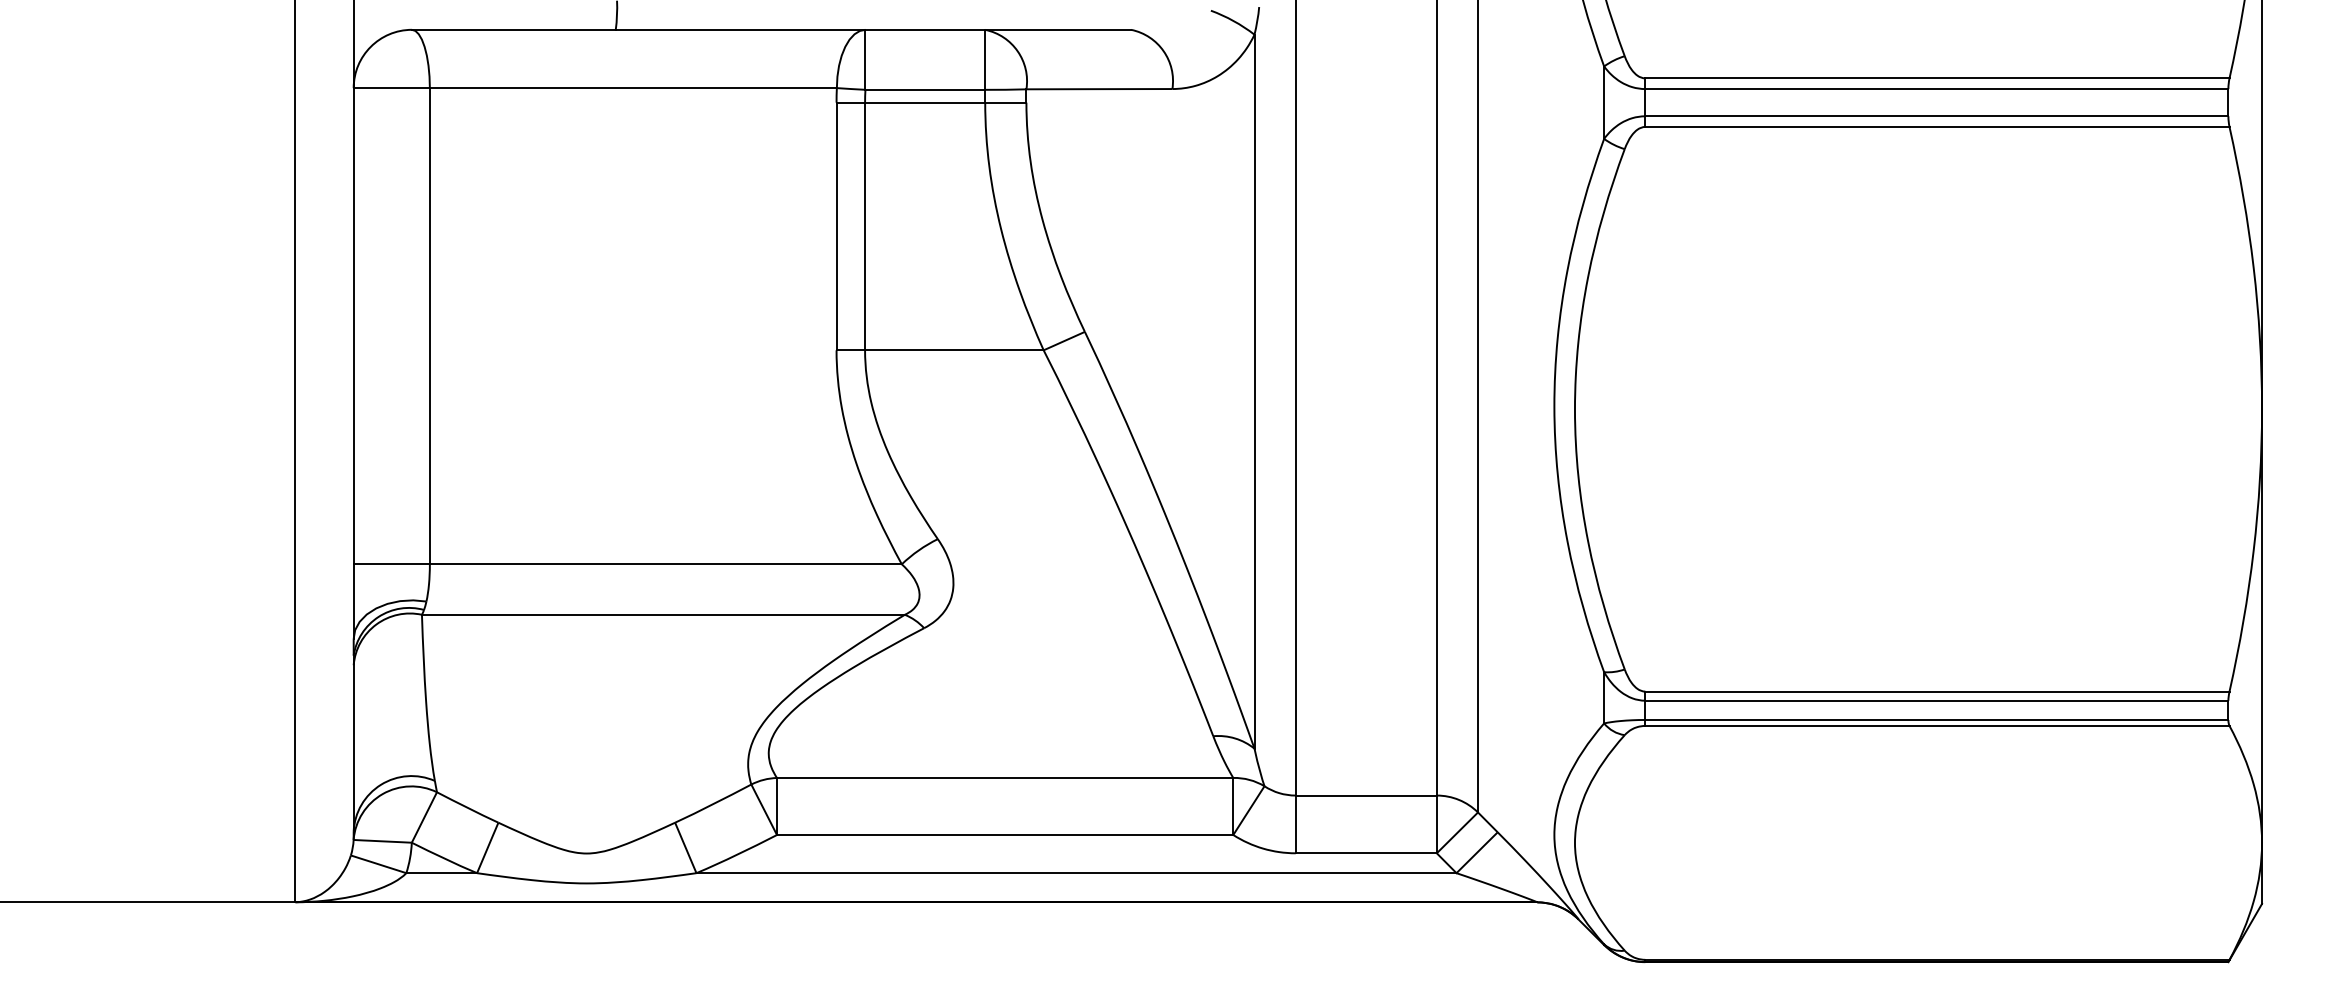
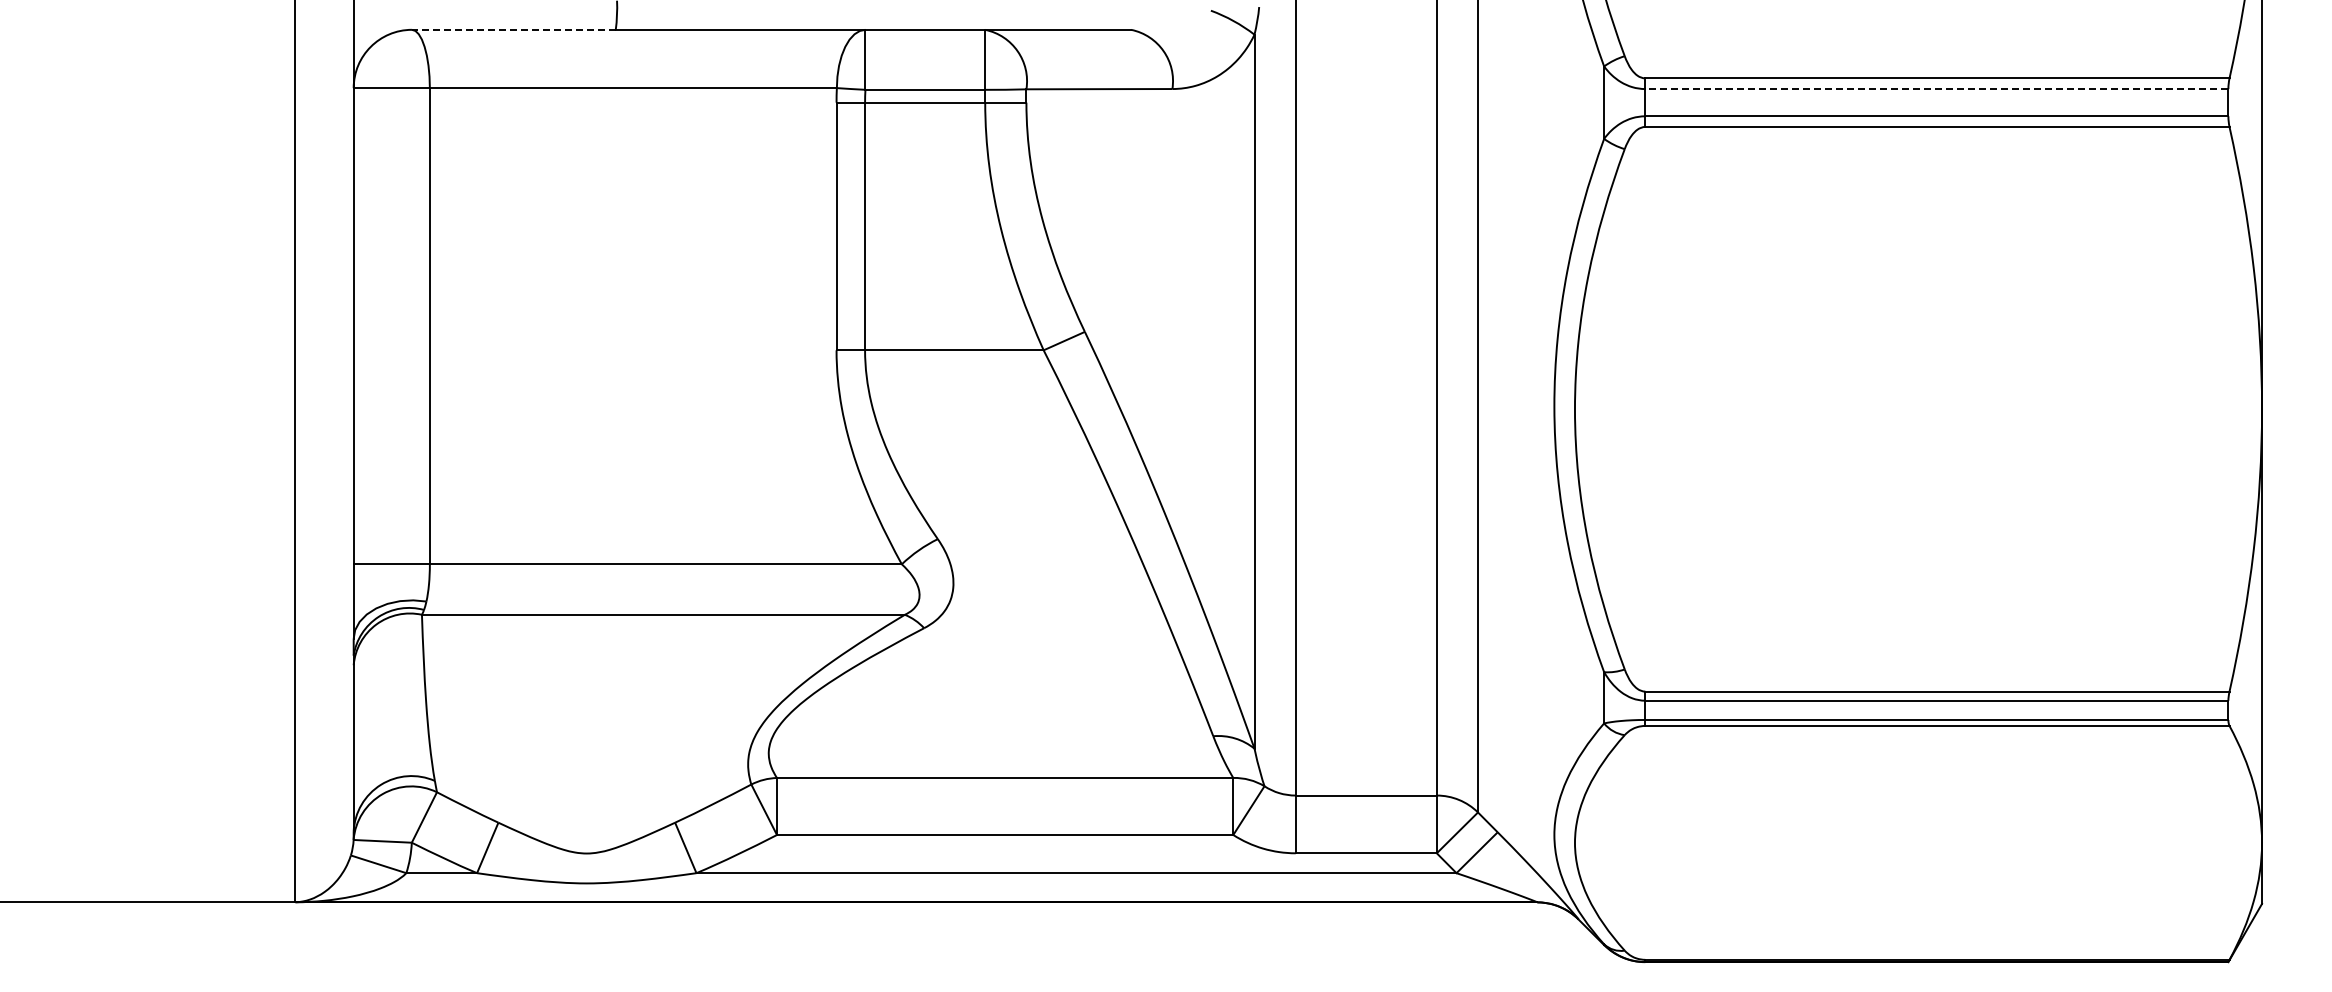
line: solid -> dashed (513, 29)
line: solid -> dashed (1936, 89)
